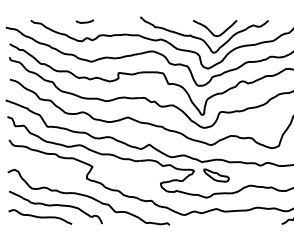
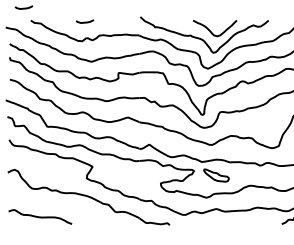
curve: none -> present (23, 7)
part: present -> none (55, 207)
